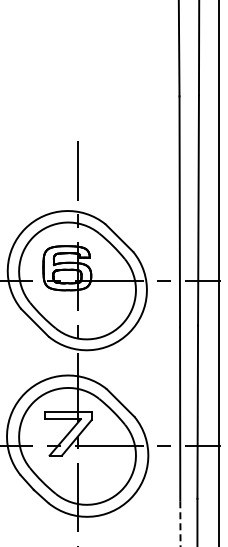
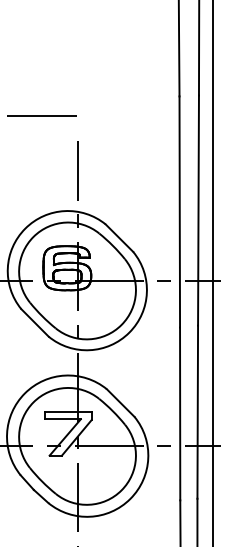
line: none -> present (39, 115)
line position: (218, 272) -> (212, 272) (212, 272)
line: dashed -> solid (180, 523)
